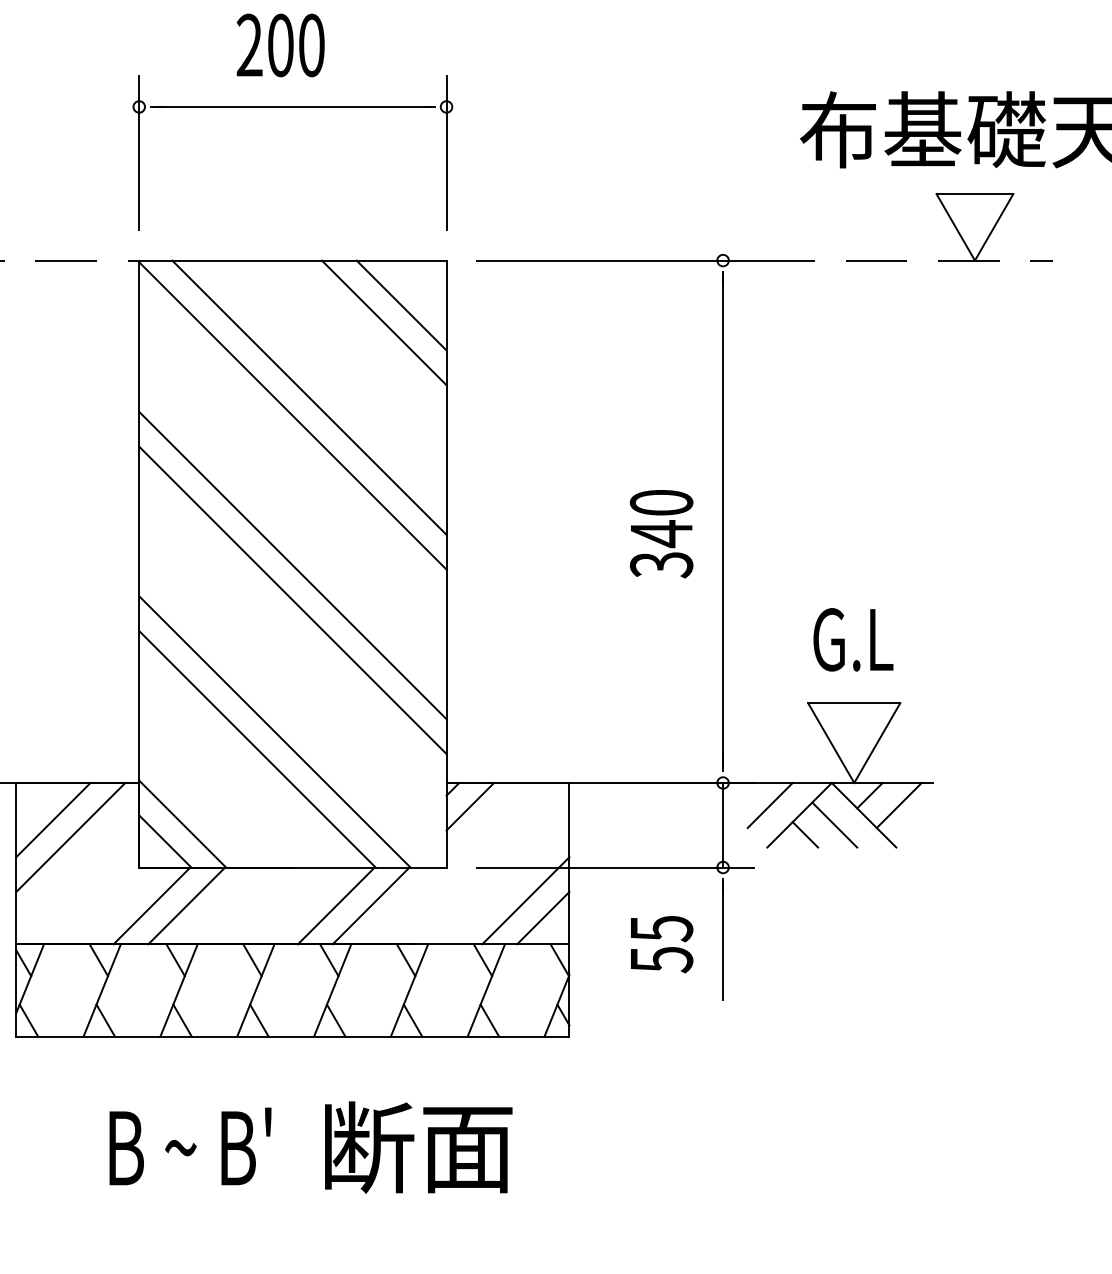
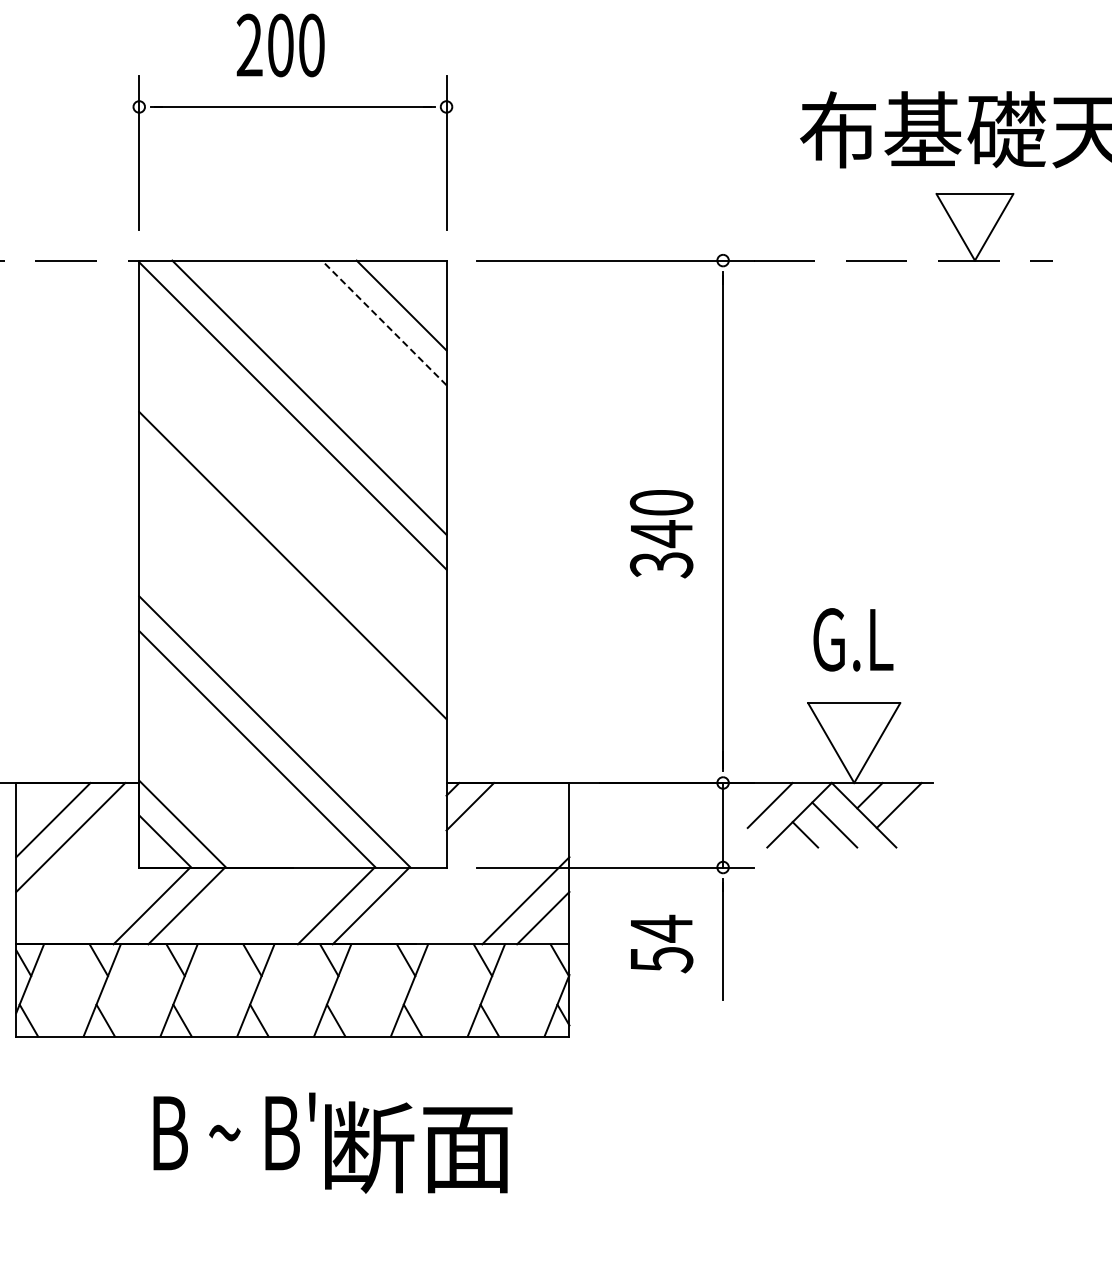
line: solid -> dashed (383, 322)
line: present -> none (292, 599)
text: 55 -> 54 (662, 928)
text position: (190, 1146) -> (234, 1131) (234, 1131)
